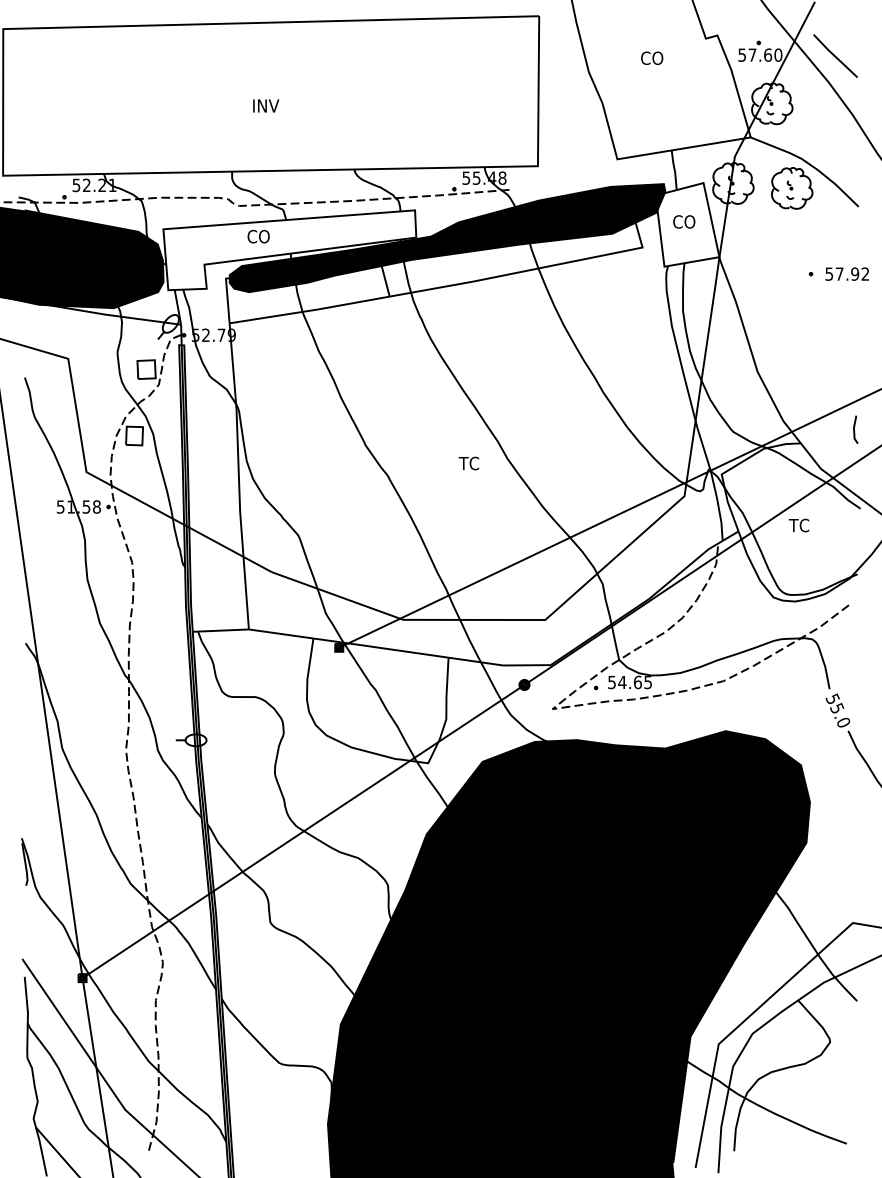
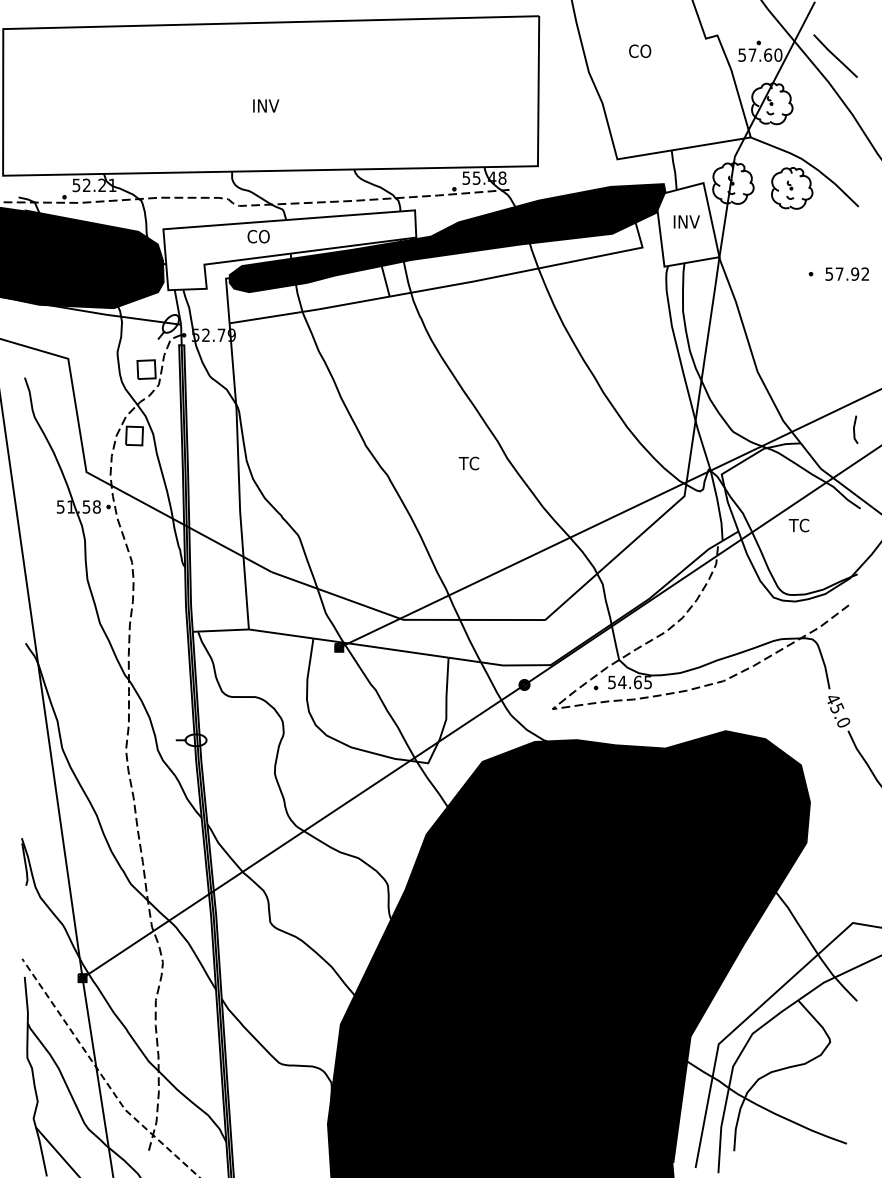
text position: (652, 57) -> (640, 50) (640, 50)
text: CO -> INV (686, 221)
text: 55.0 -> 45.0 (832, 698)
line: solid -> dashed (102, 1076)
